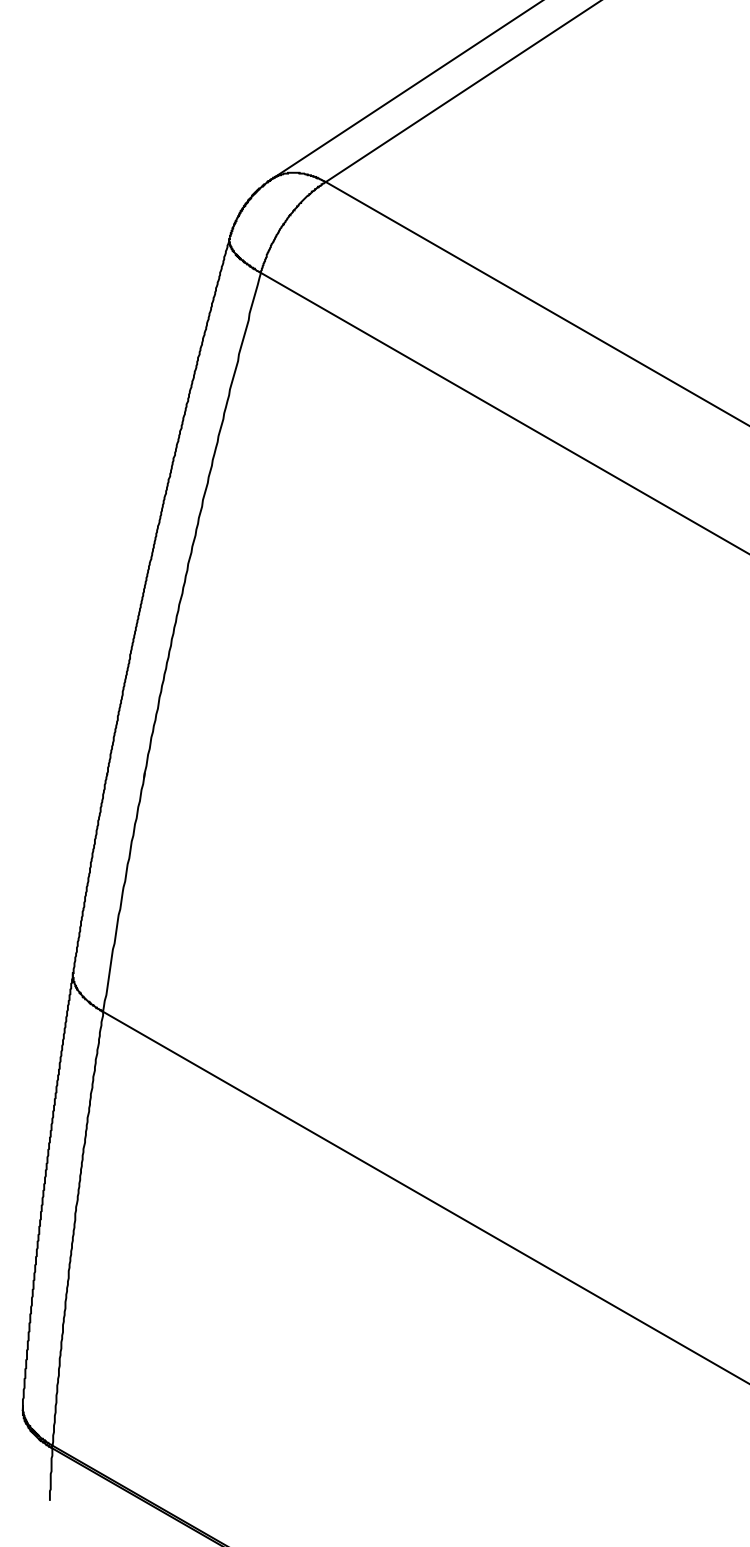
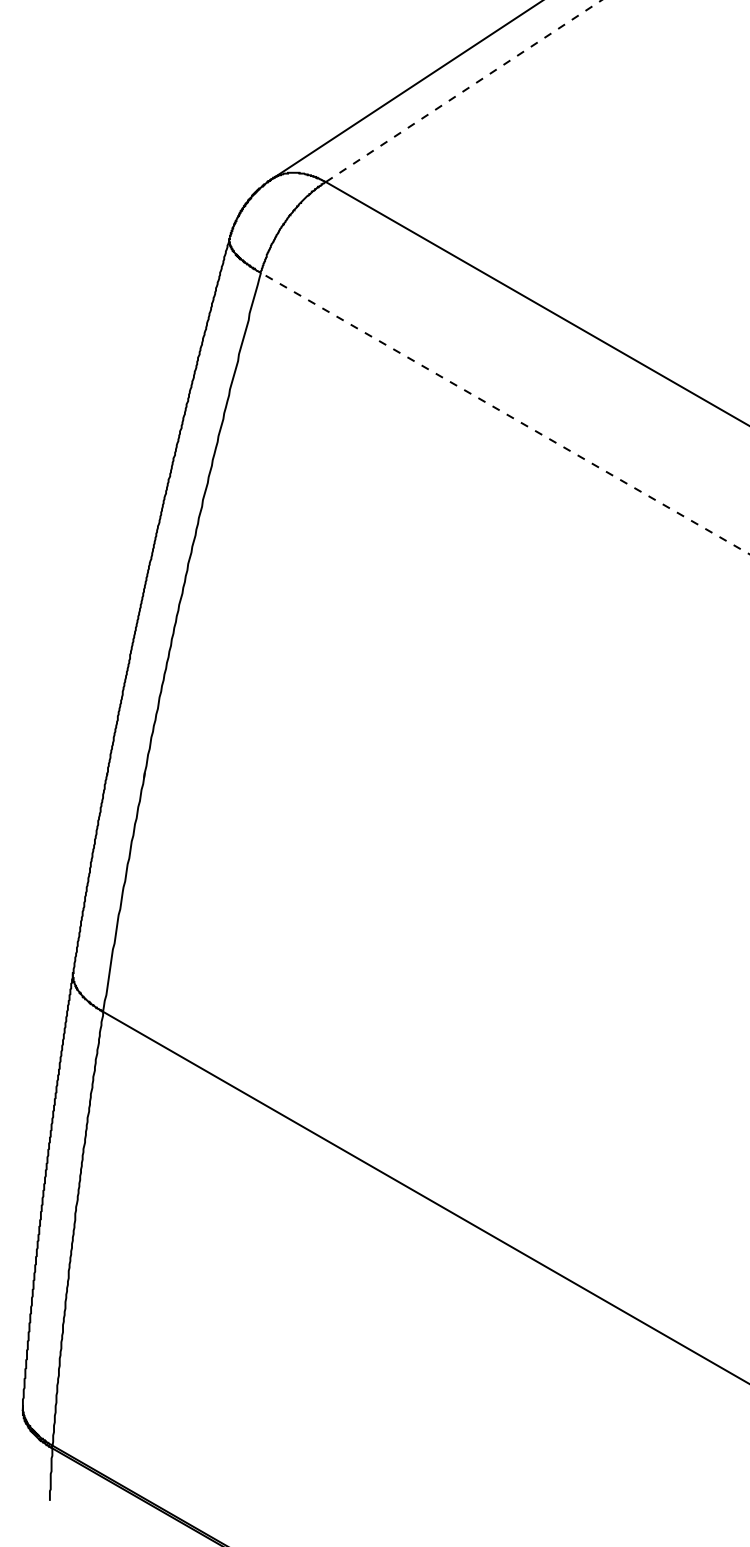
line: solid -> dashed (464, 90)
line: solid -> dashed (505, 413)
